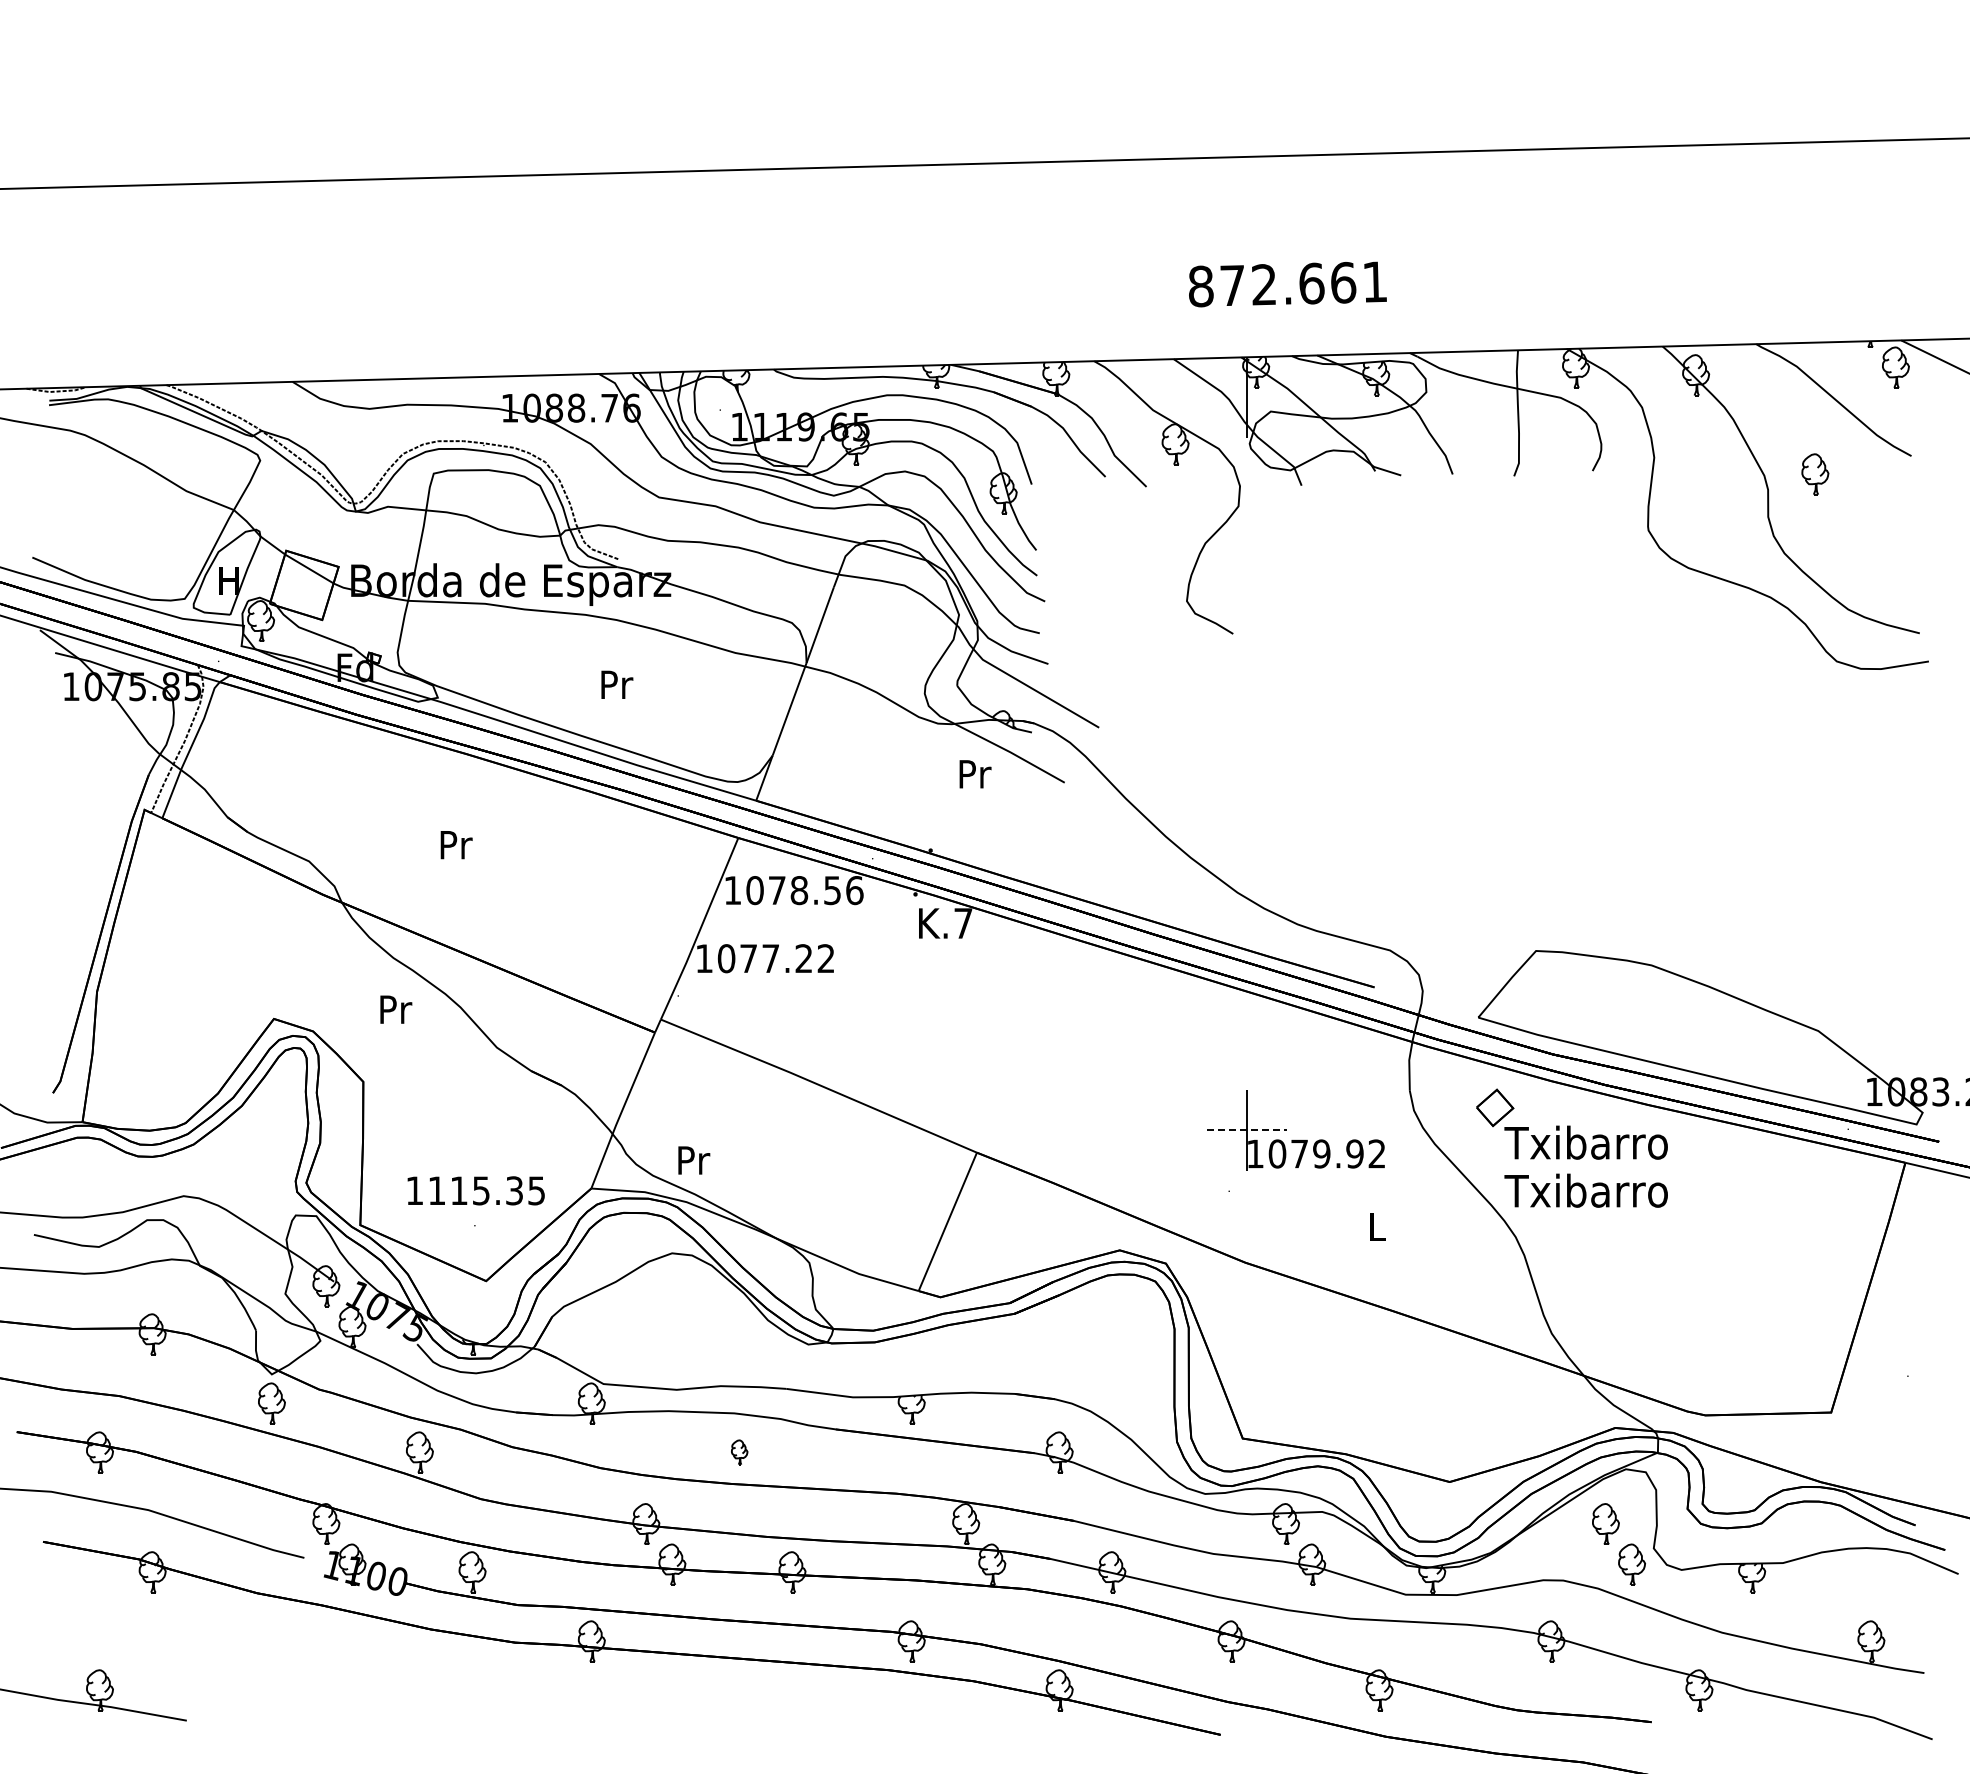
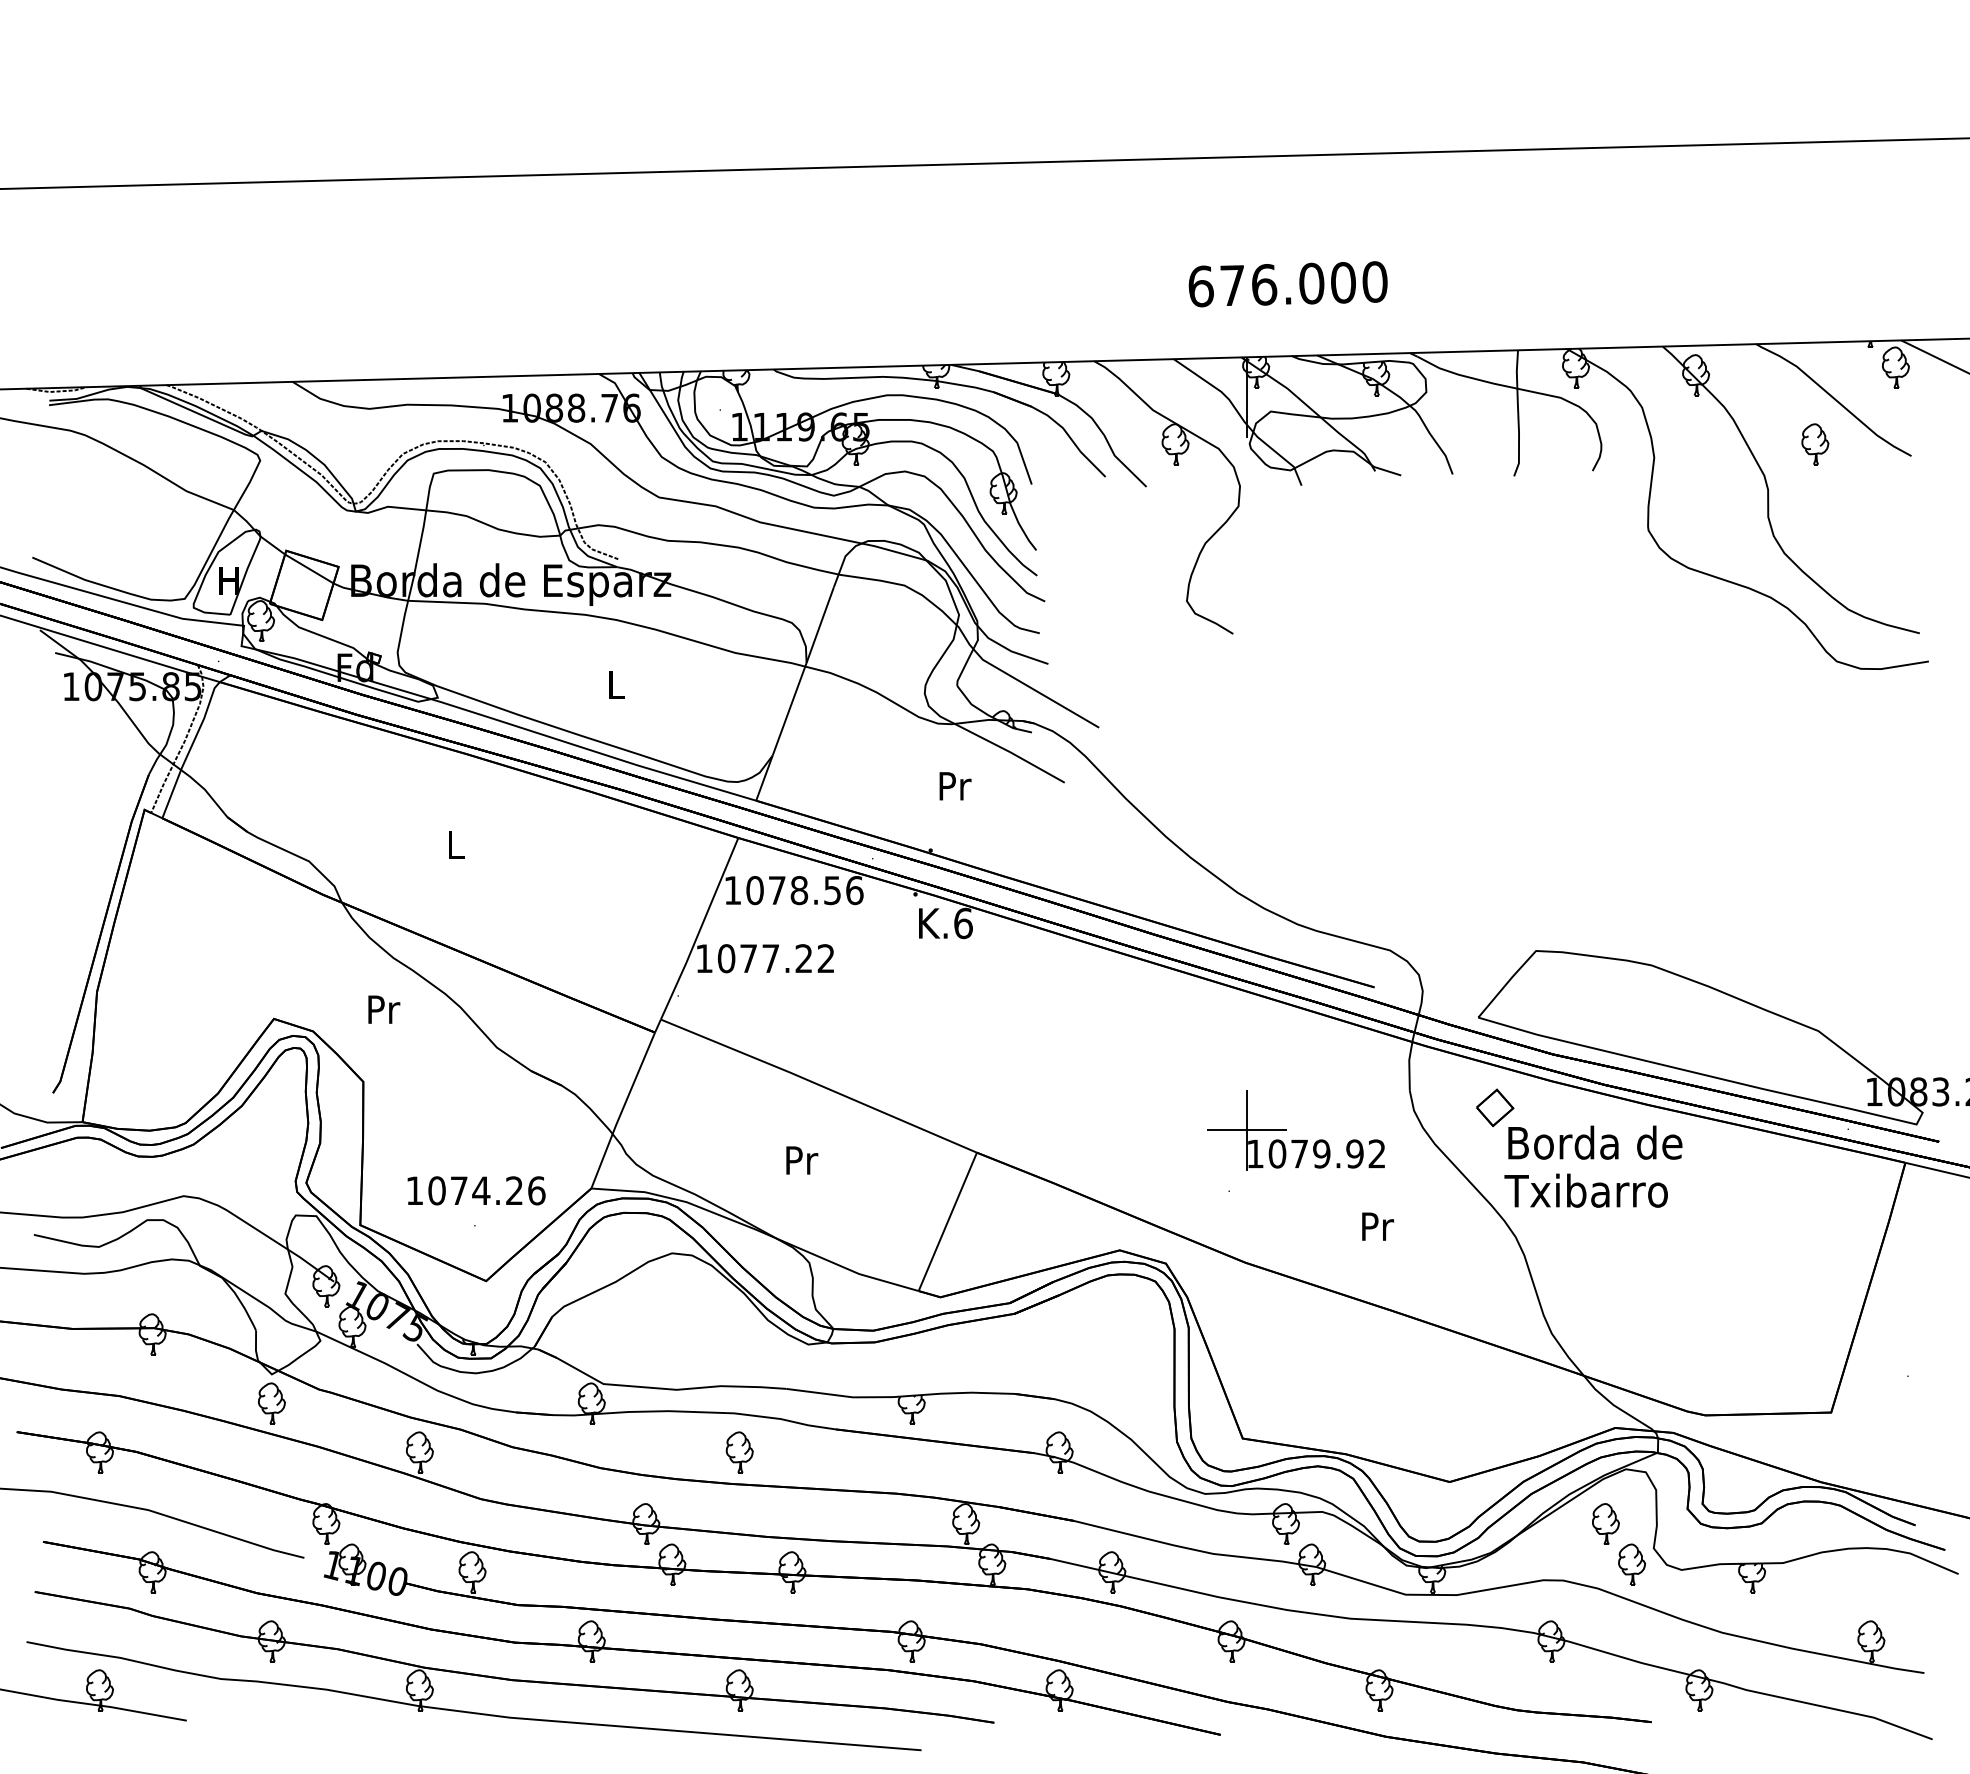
text: 872.661 -> 676.000 (1287, 284)
part position: (1815, 474) -> (1815, 444) (1815, 444)
text: Pr -> L (617, 684)
text position: (975, 774) -> (955, 786) (955, 786)
text: Pr -> L (456, 845)
text: K.7 -> K.6 (963, 923)
text position: (396, 1009) -> (384, 1009) (384, 1009)
line: dashed -> solid (1247, 1130)
text: Txibarro -> Borda de (1593, 1142)
text position: (694, 1160) -> (802, 1160) (802, 1160)
text: 1115.35 -> 1074.26 (486, 1190)
text: L -> Pr (1378, 1226)
part size: 18x27 px -> 29x43 px (739, 1452)
part: none -> present (510, 1678)
